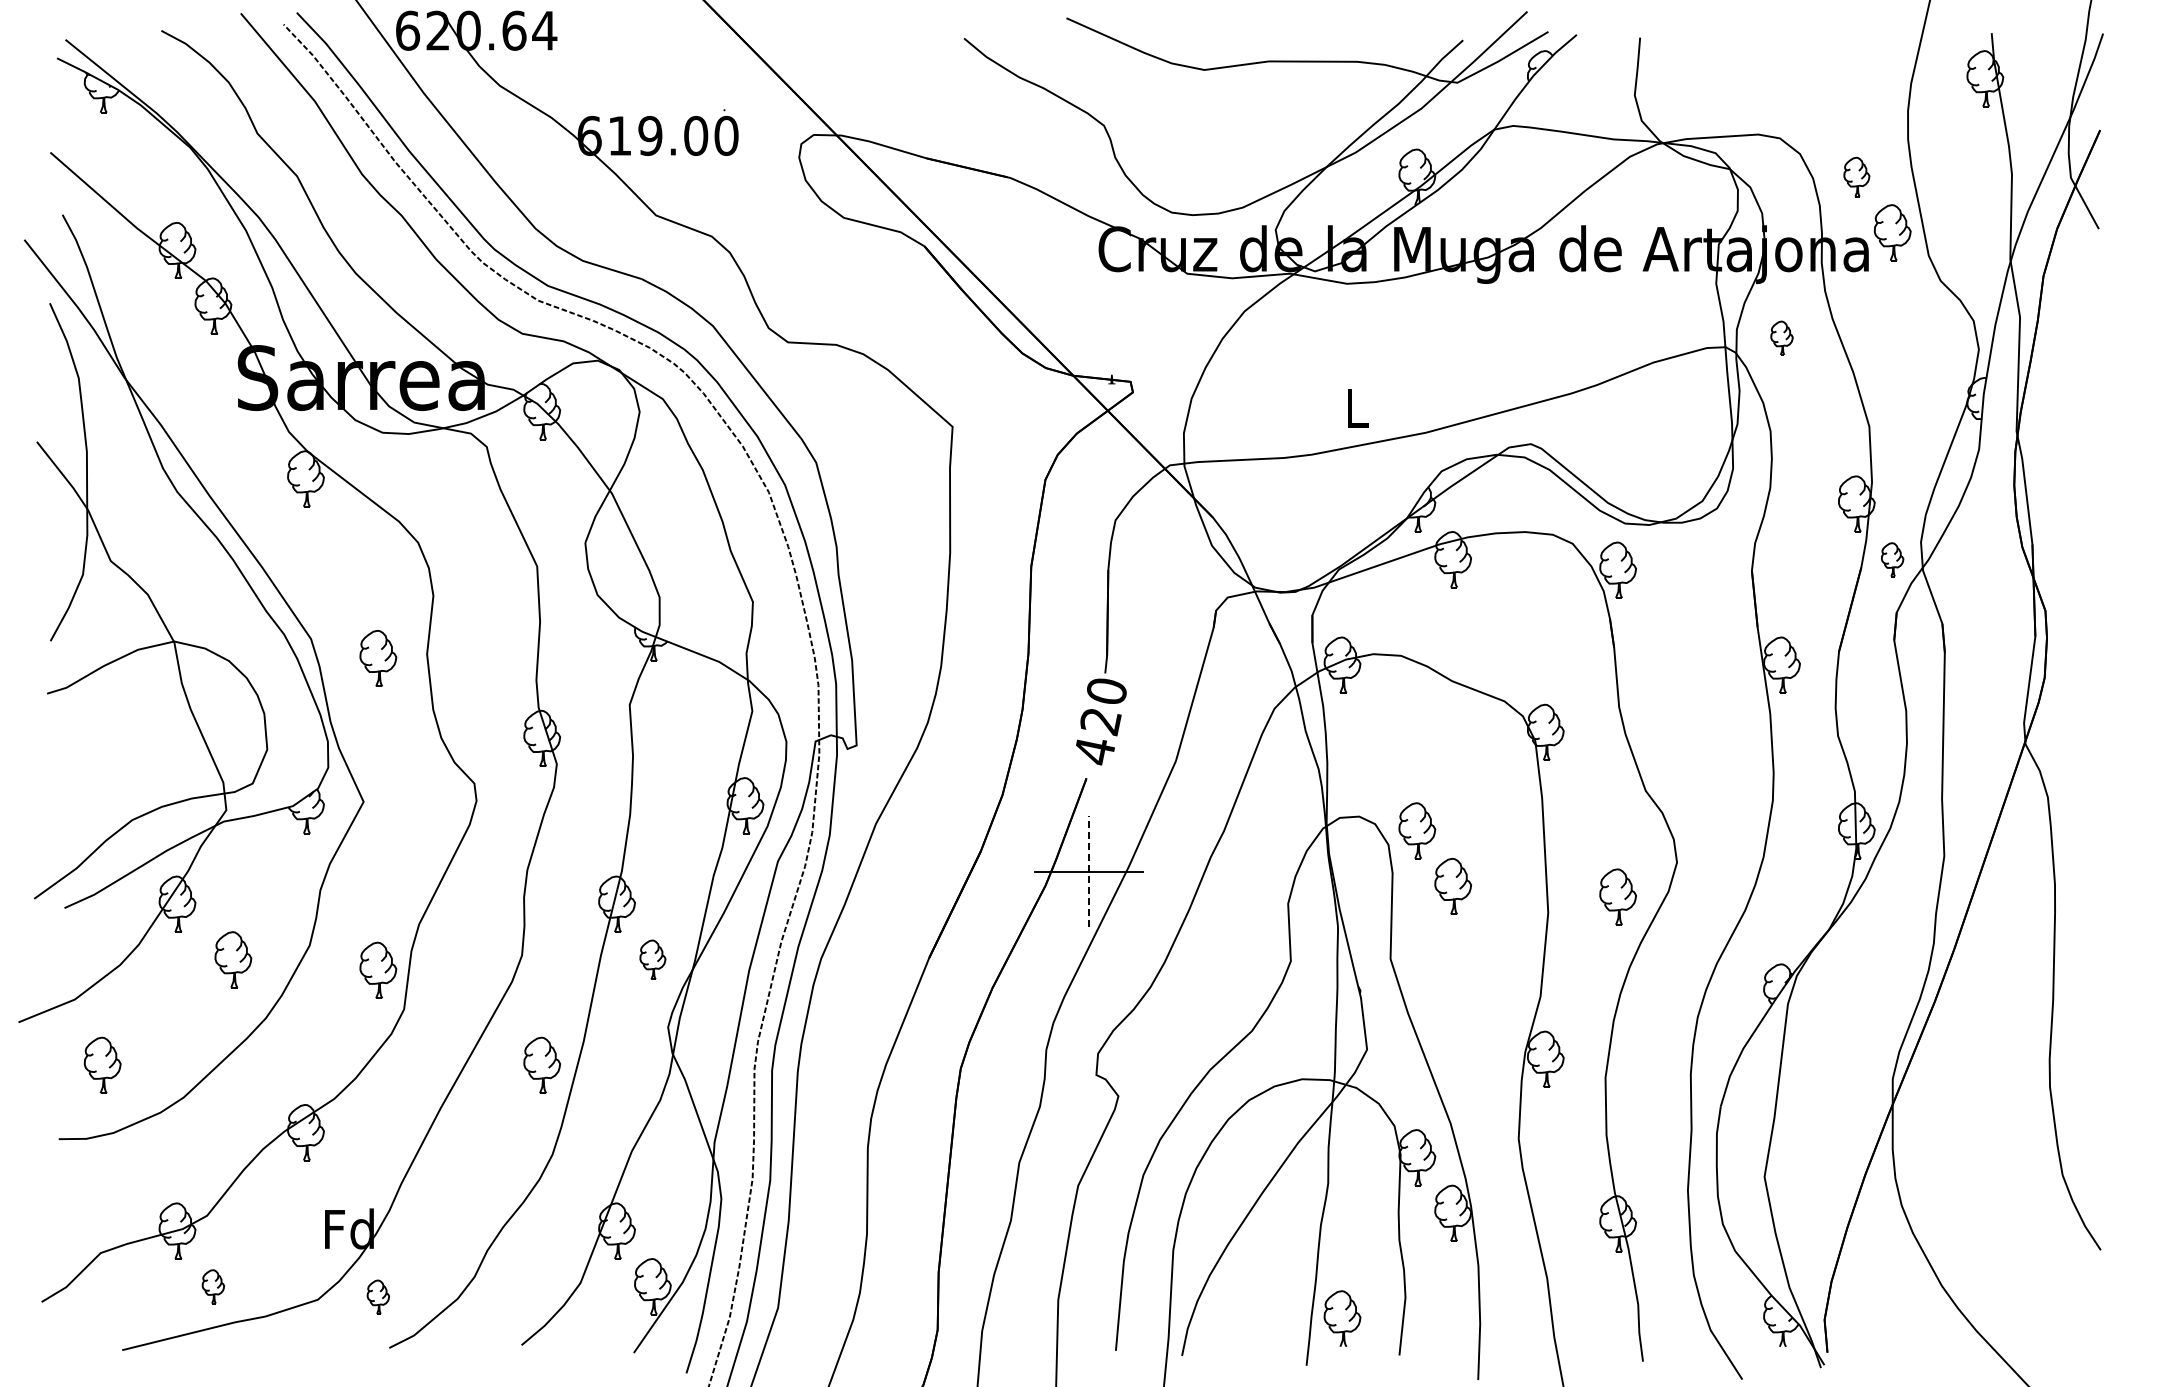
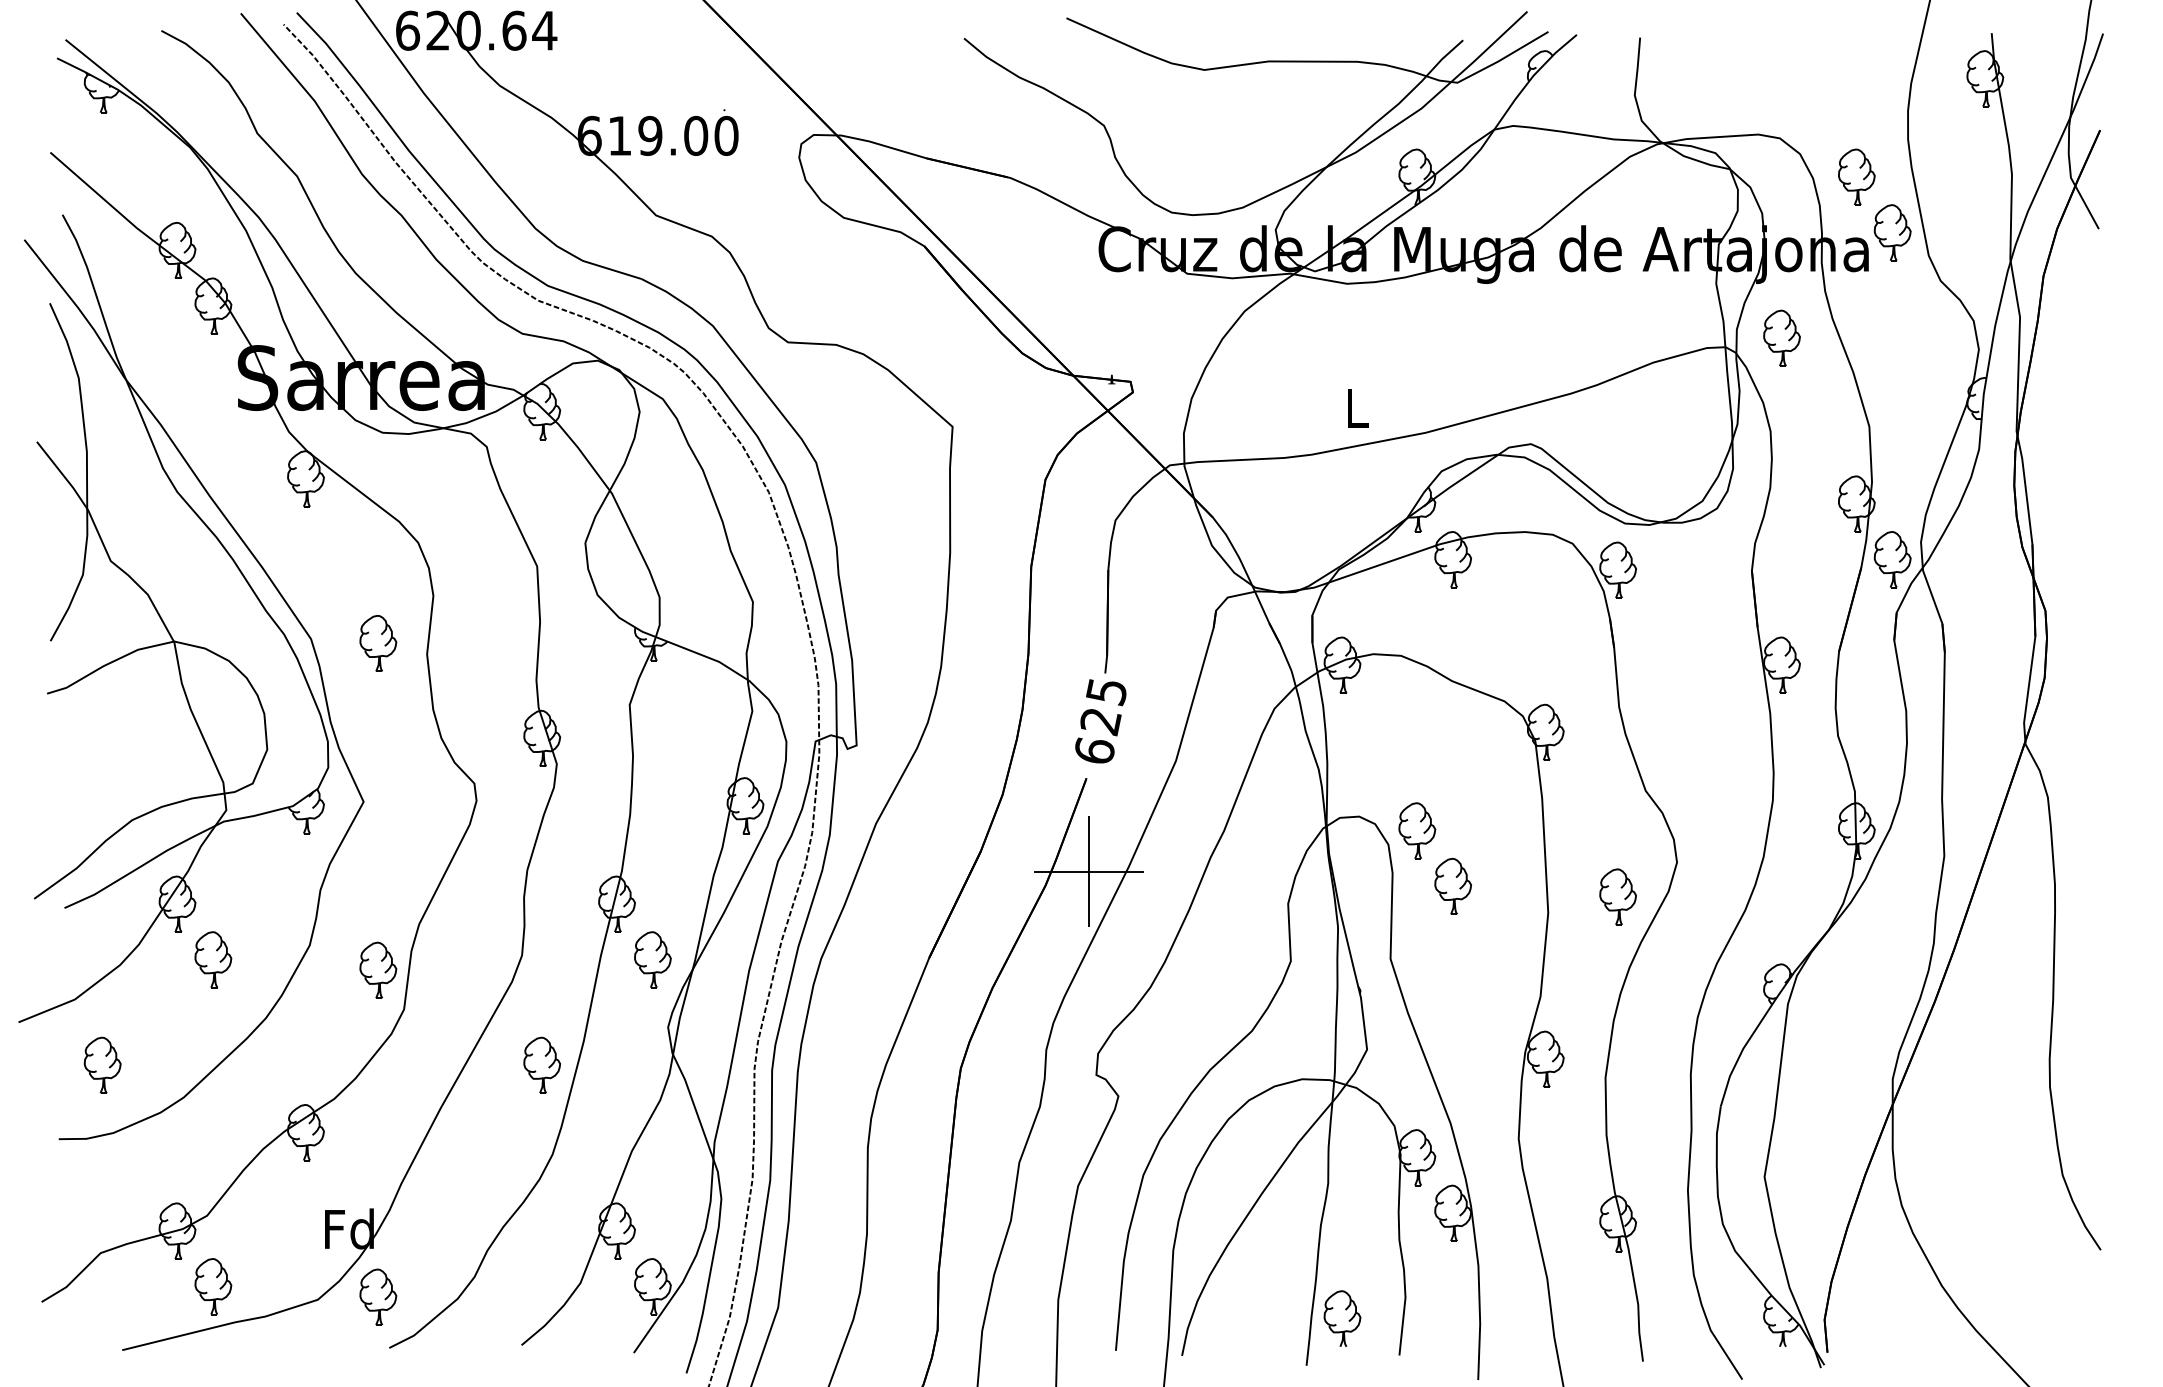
part size: 28x42 px -> 38x58 px (1856, 176)
part size: 24x36 px -> 38x58 px (1781, 337)
part size: 24x36 px -> 39x58 px (1892, 559)
part position: (378, 658) -> (378, 643) (378, 643)
text: 420 -> 625 (1100, 721)
line: dashed -> solid (1088, 871)
part position: (233, 959) -> (213, 959) (213, 959)
part size: 28x41 px -> 38x58 px (652, 959)
part size: 24x36 px -> 39x58 px (213, 1286)
part size: 25x36 px -> 39x58 px (378, 1296)
